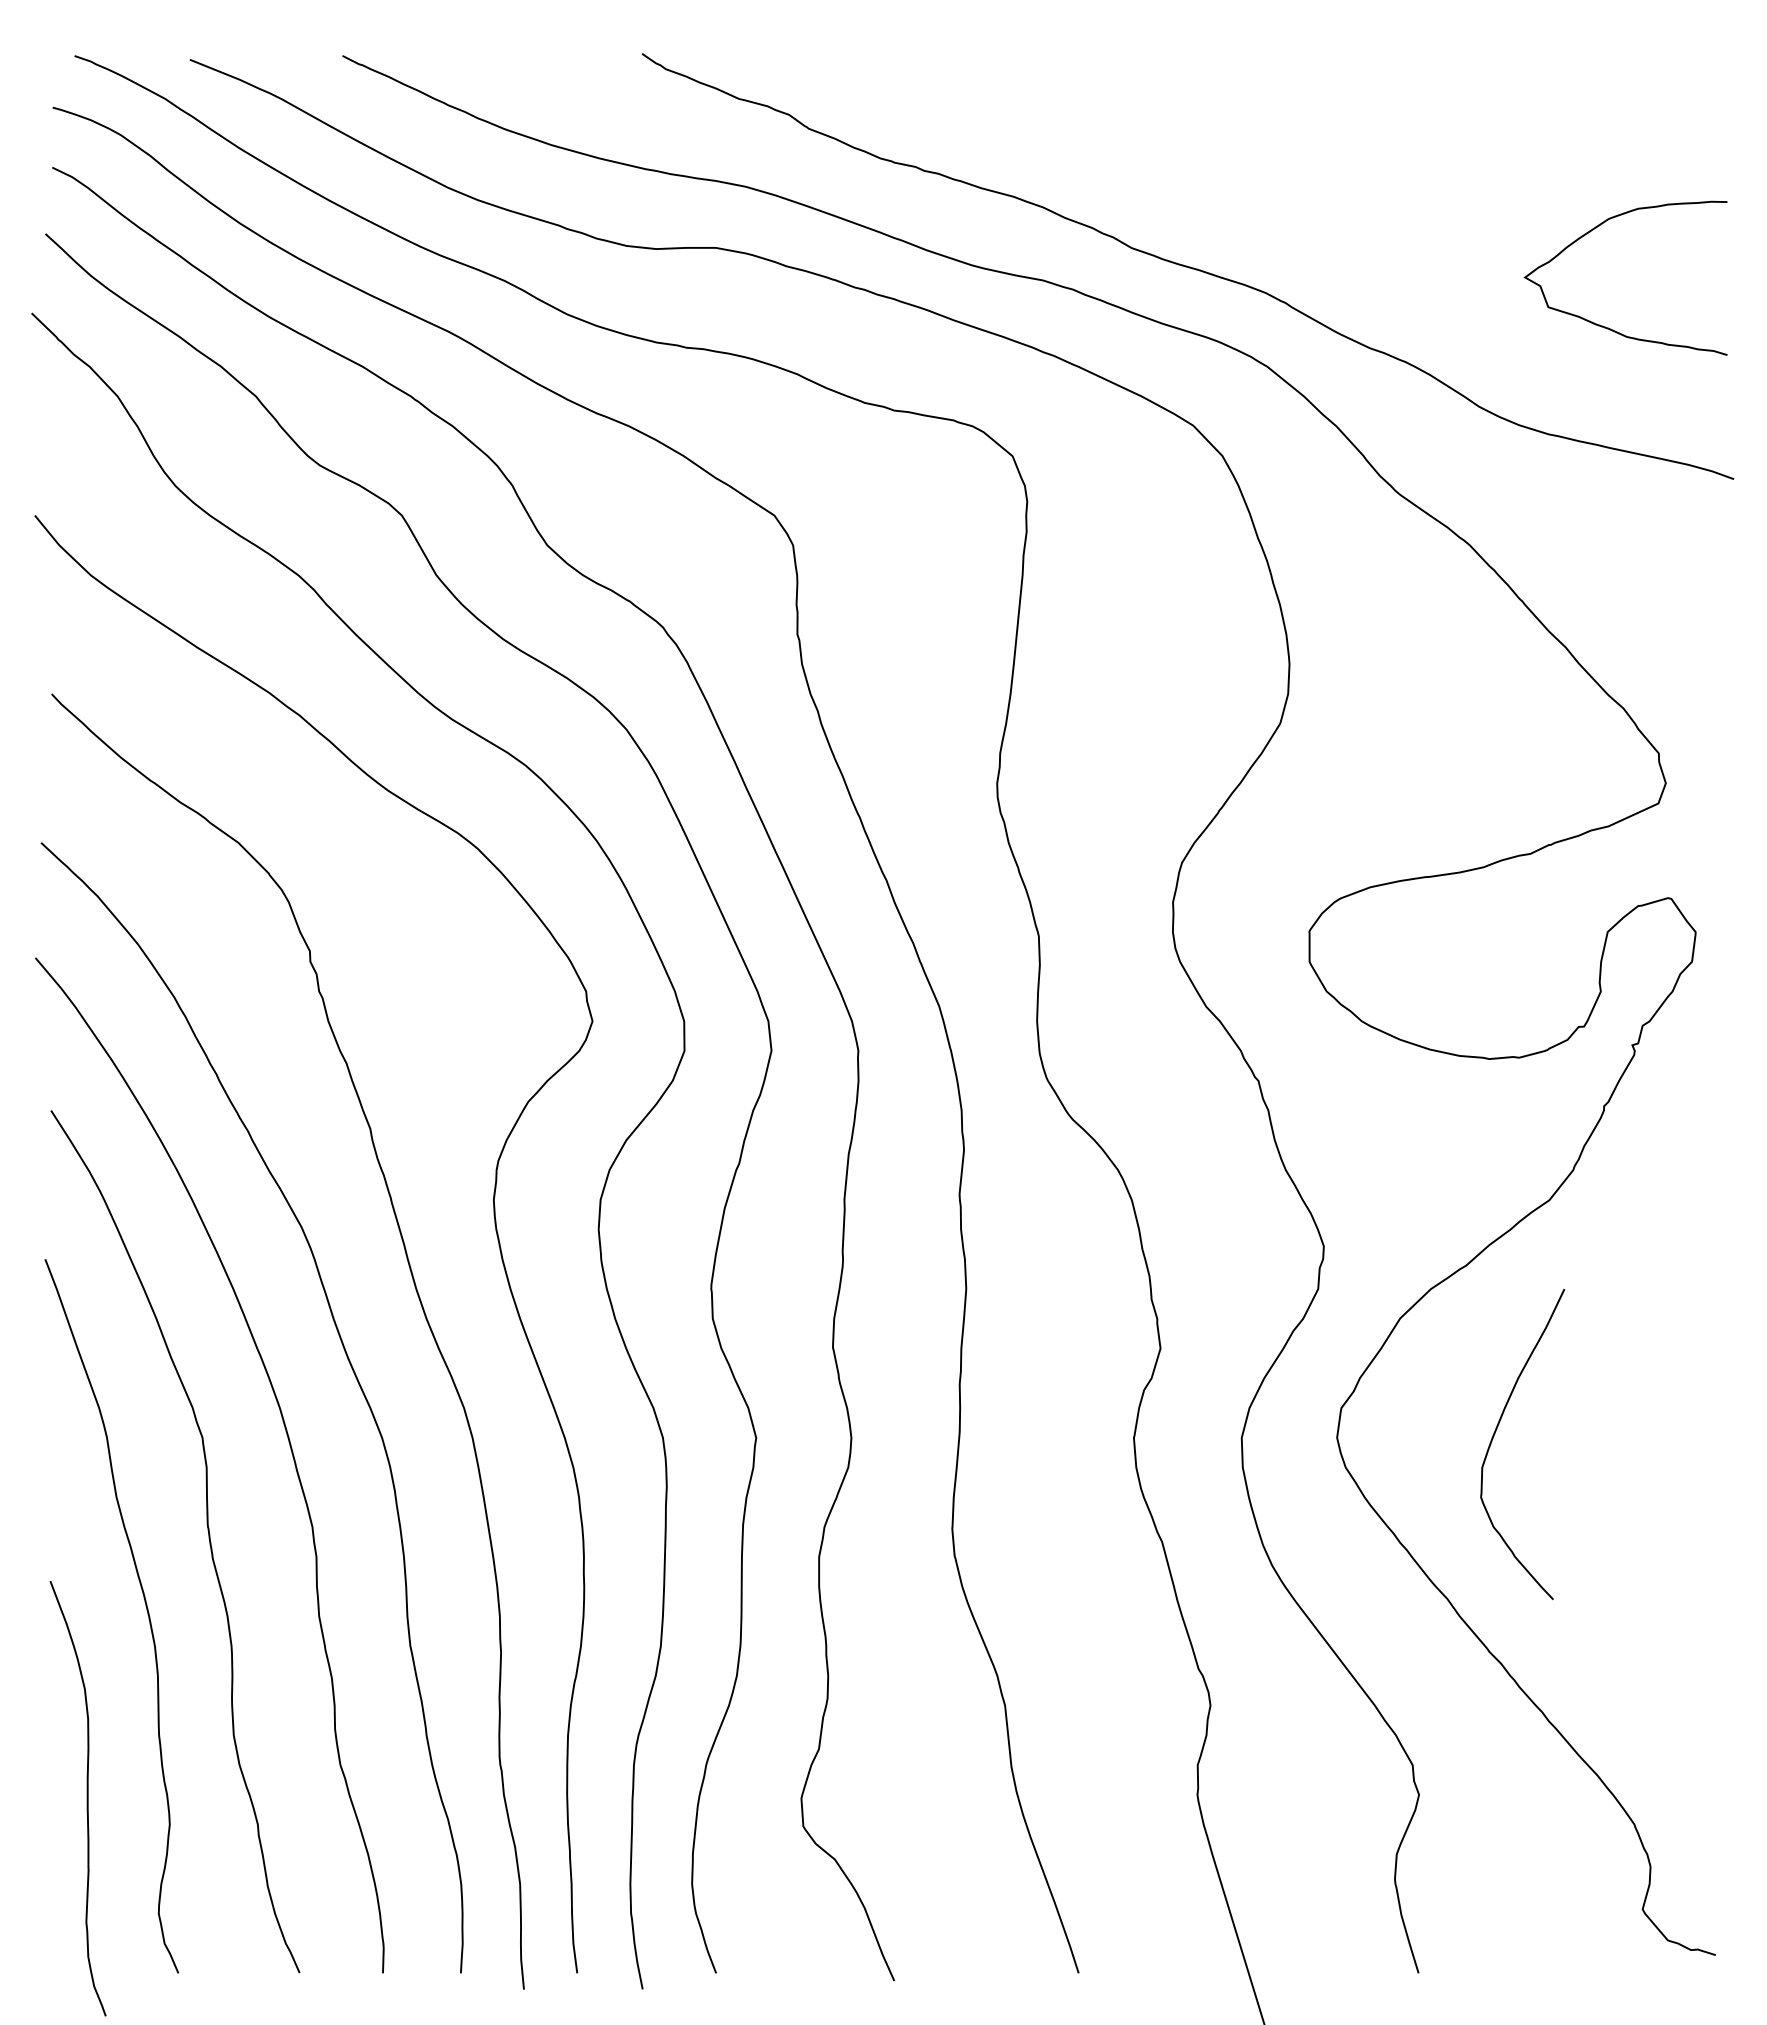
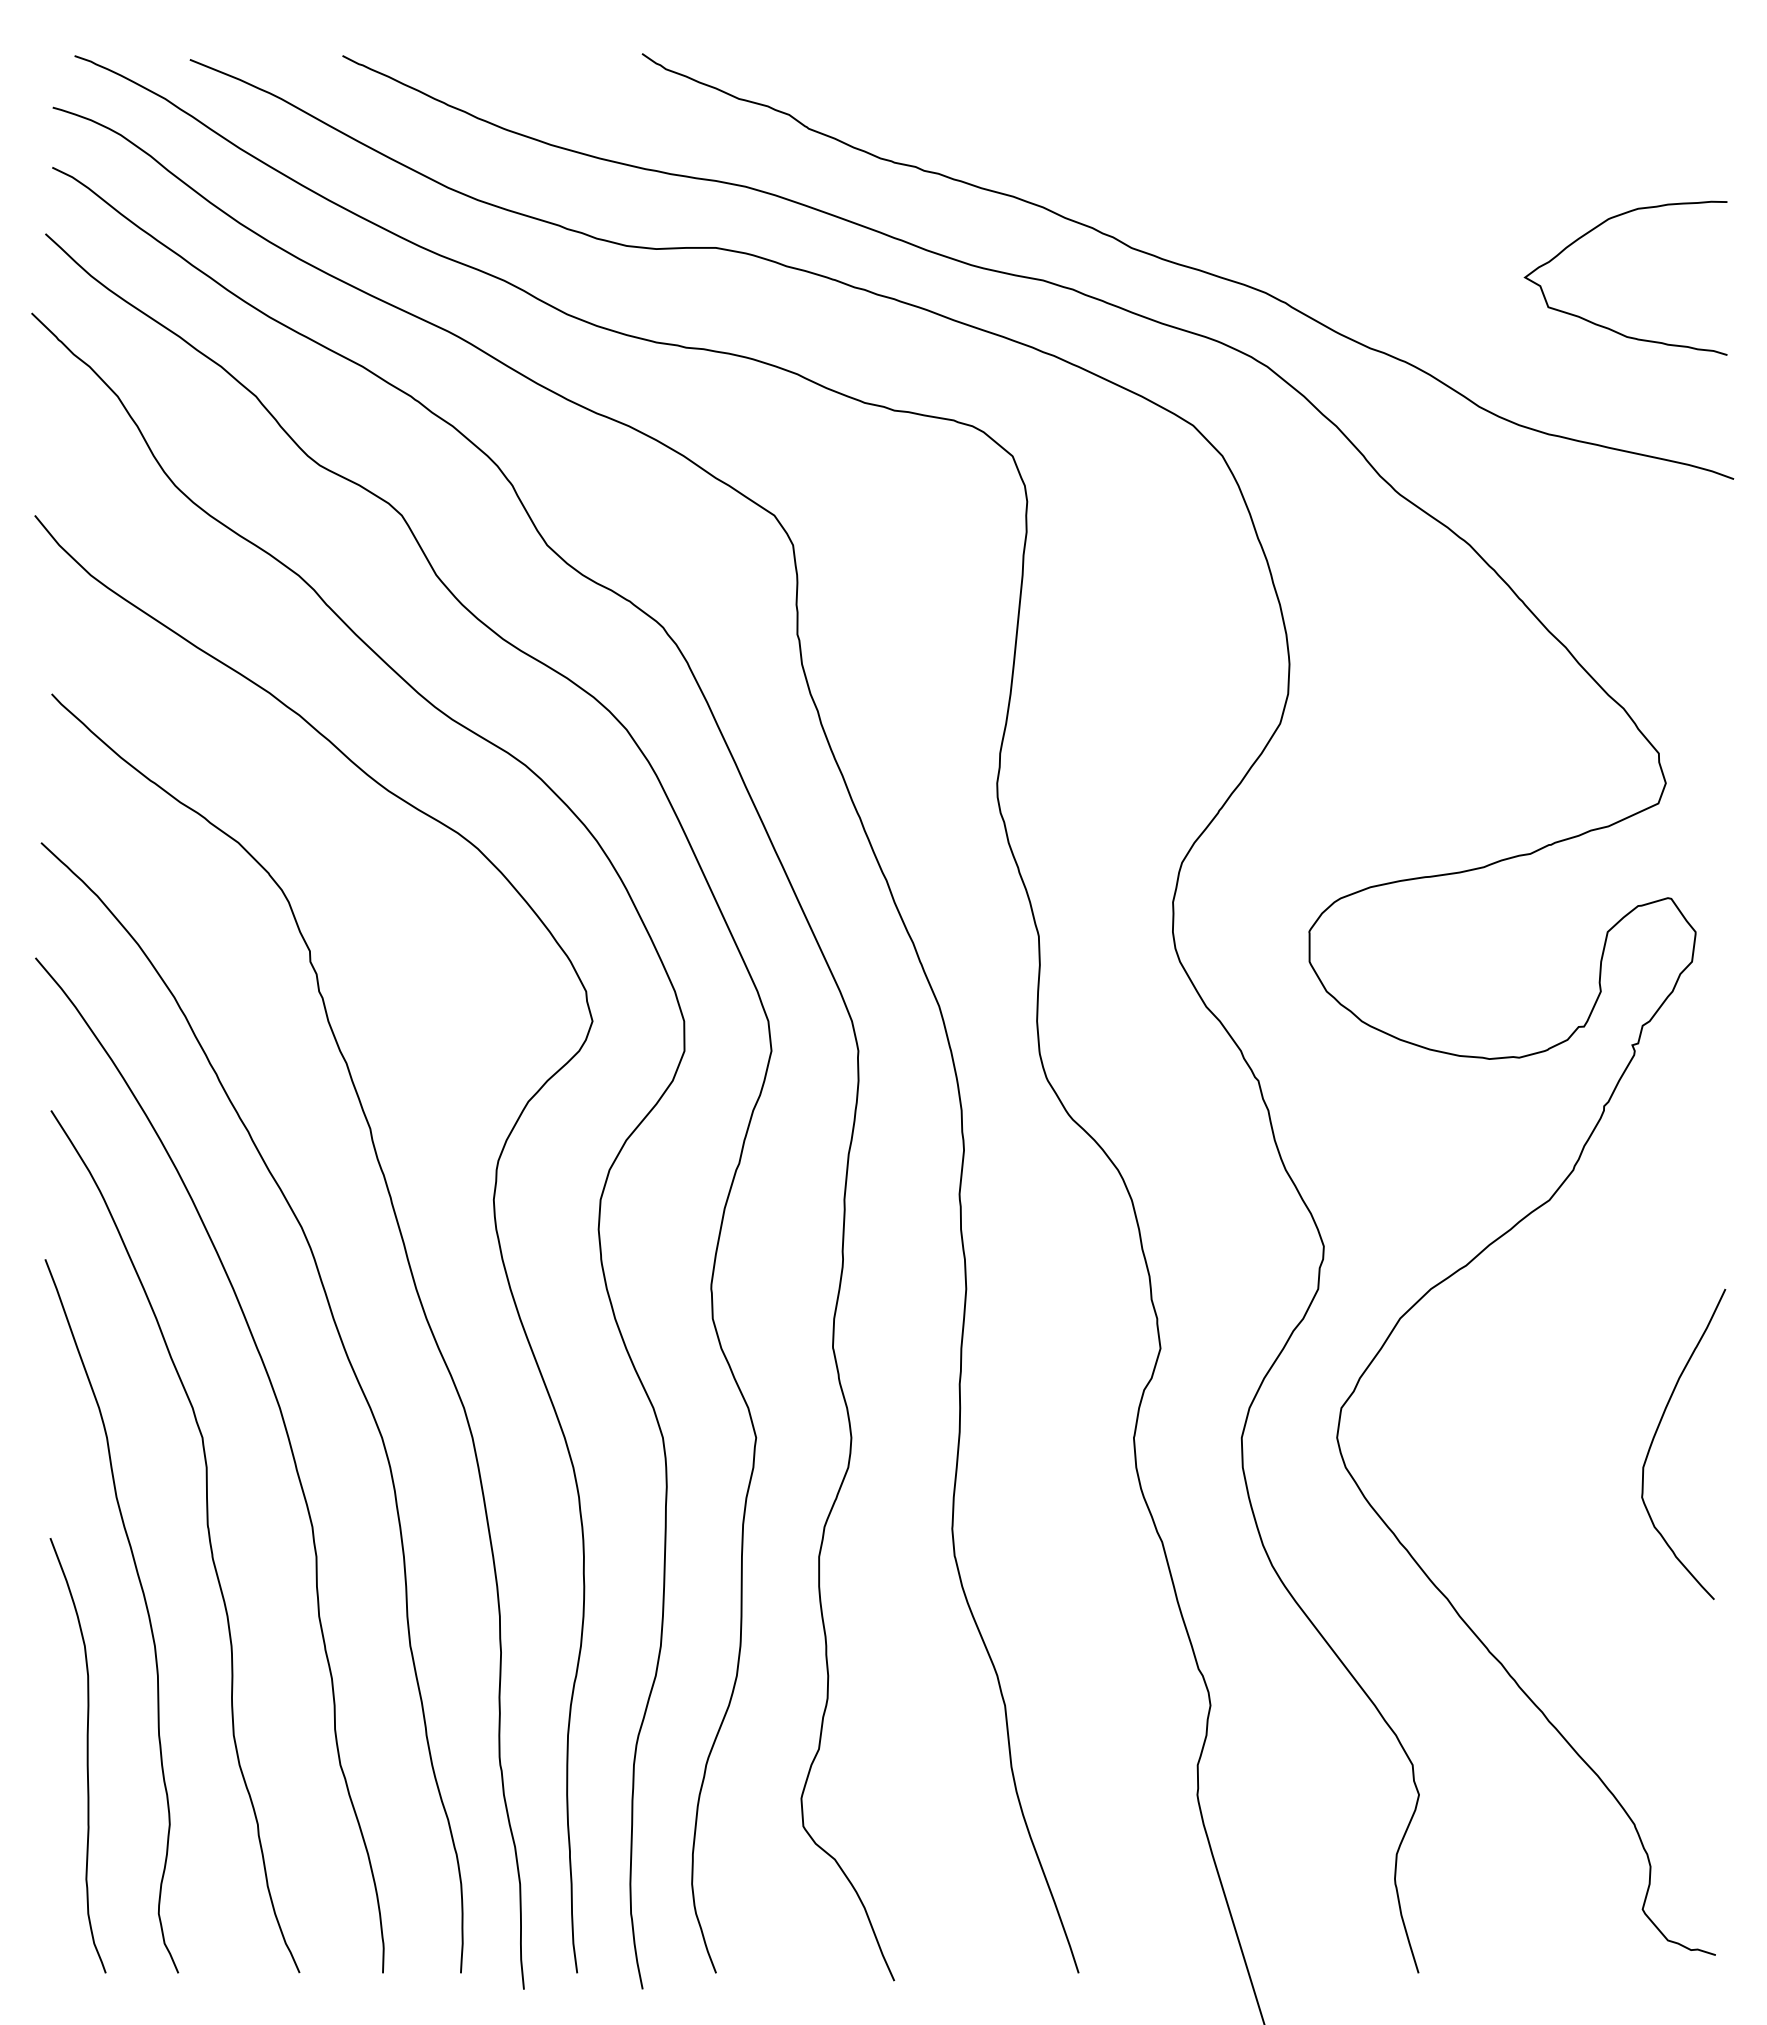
curve position: (1496, 1431) -> (1657, 1431) (1657, 1431)
curve position: (86, 1798) -> (86, 1755) (86, 1755)
